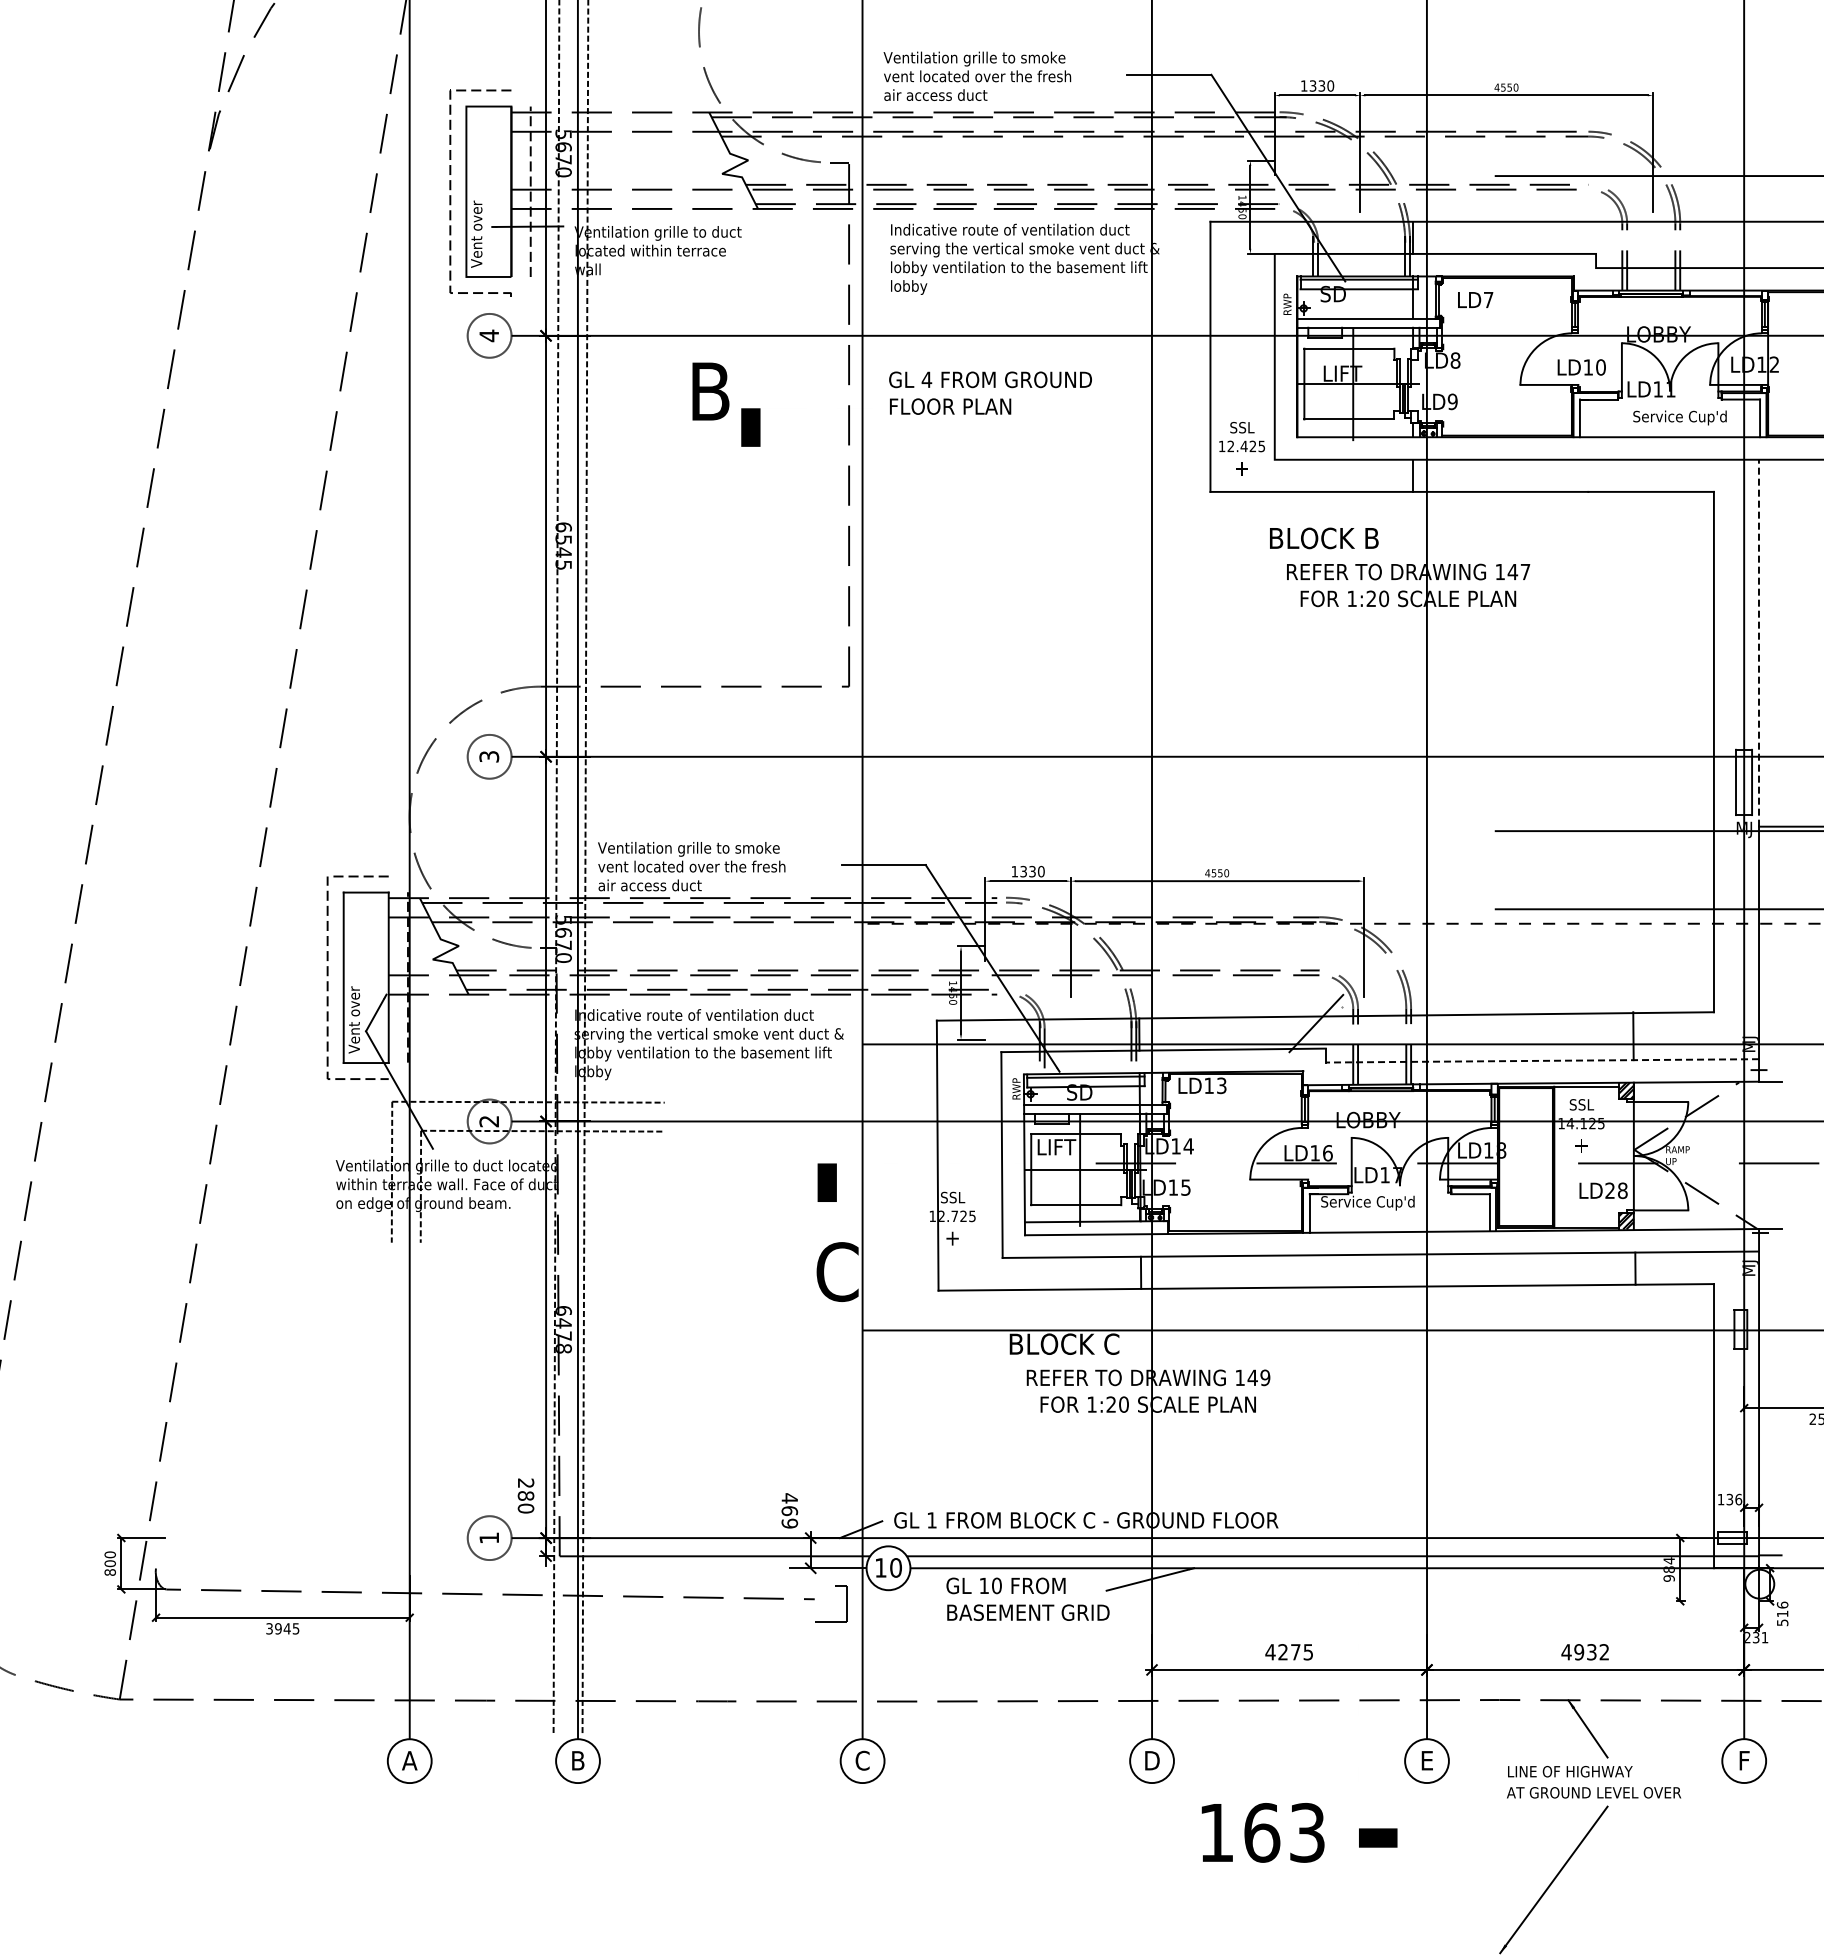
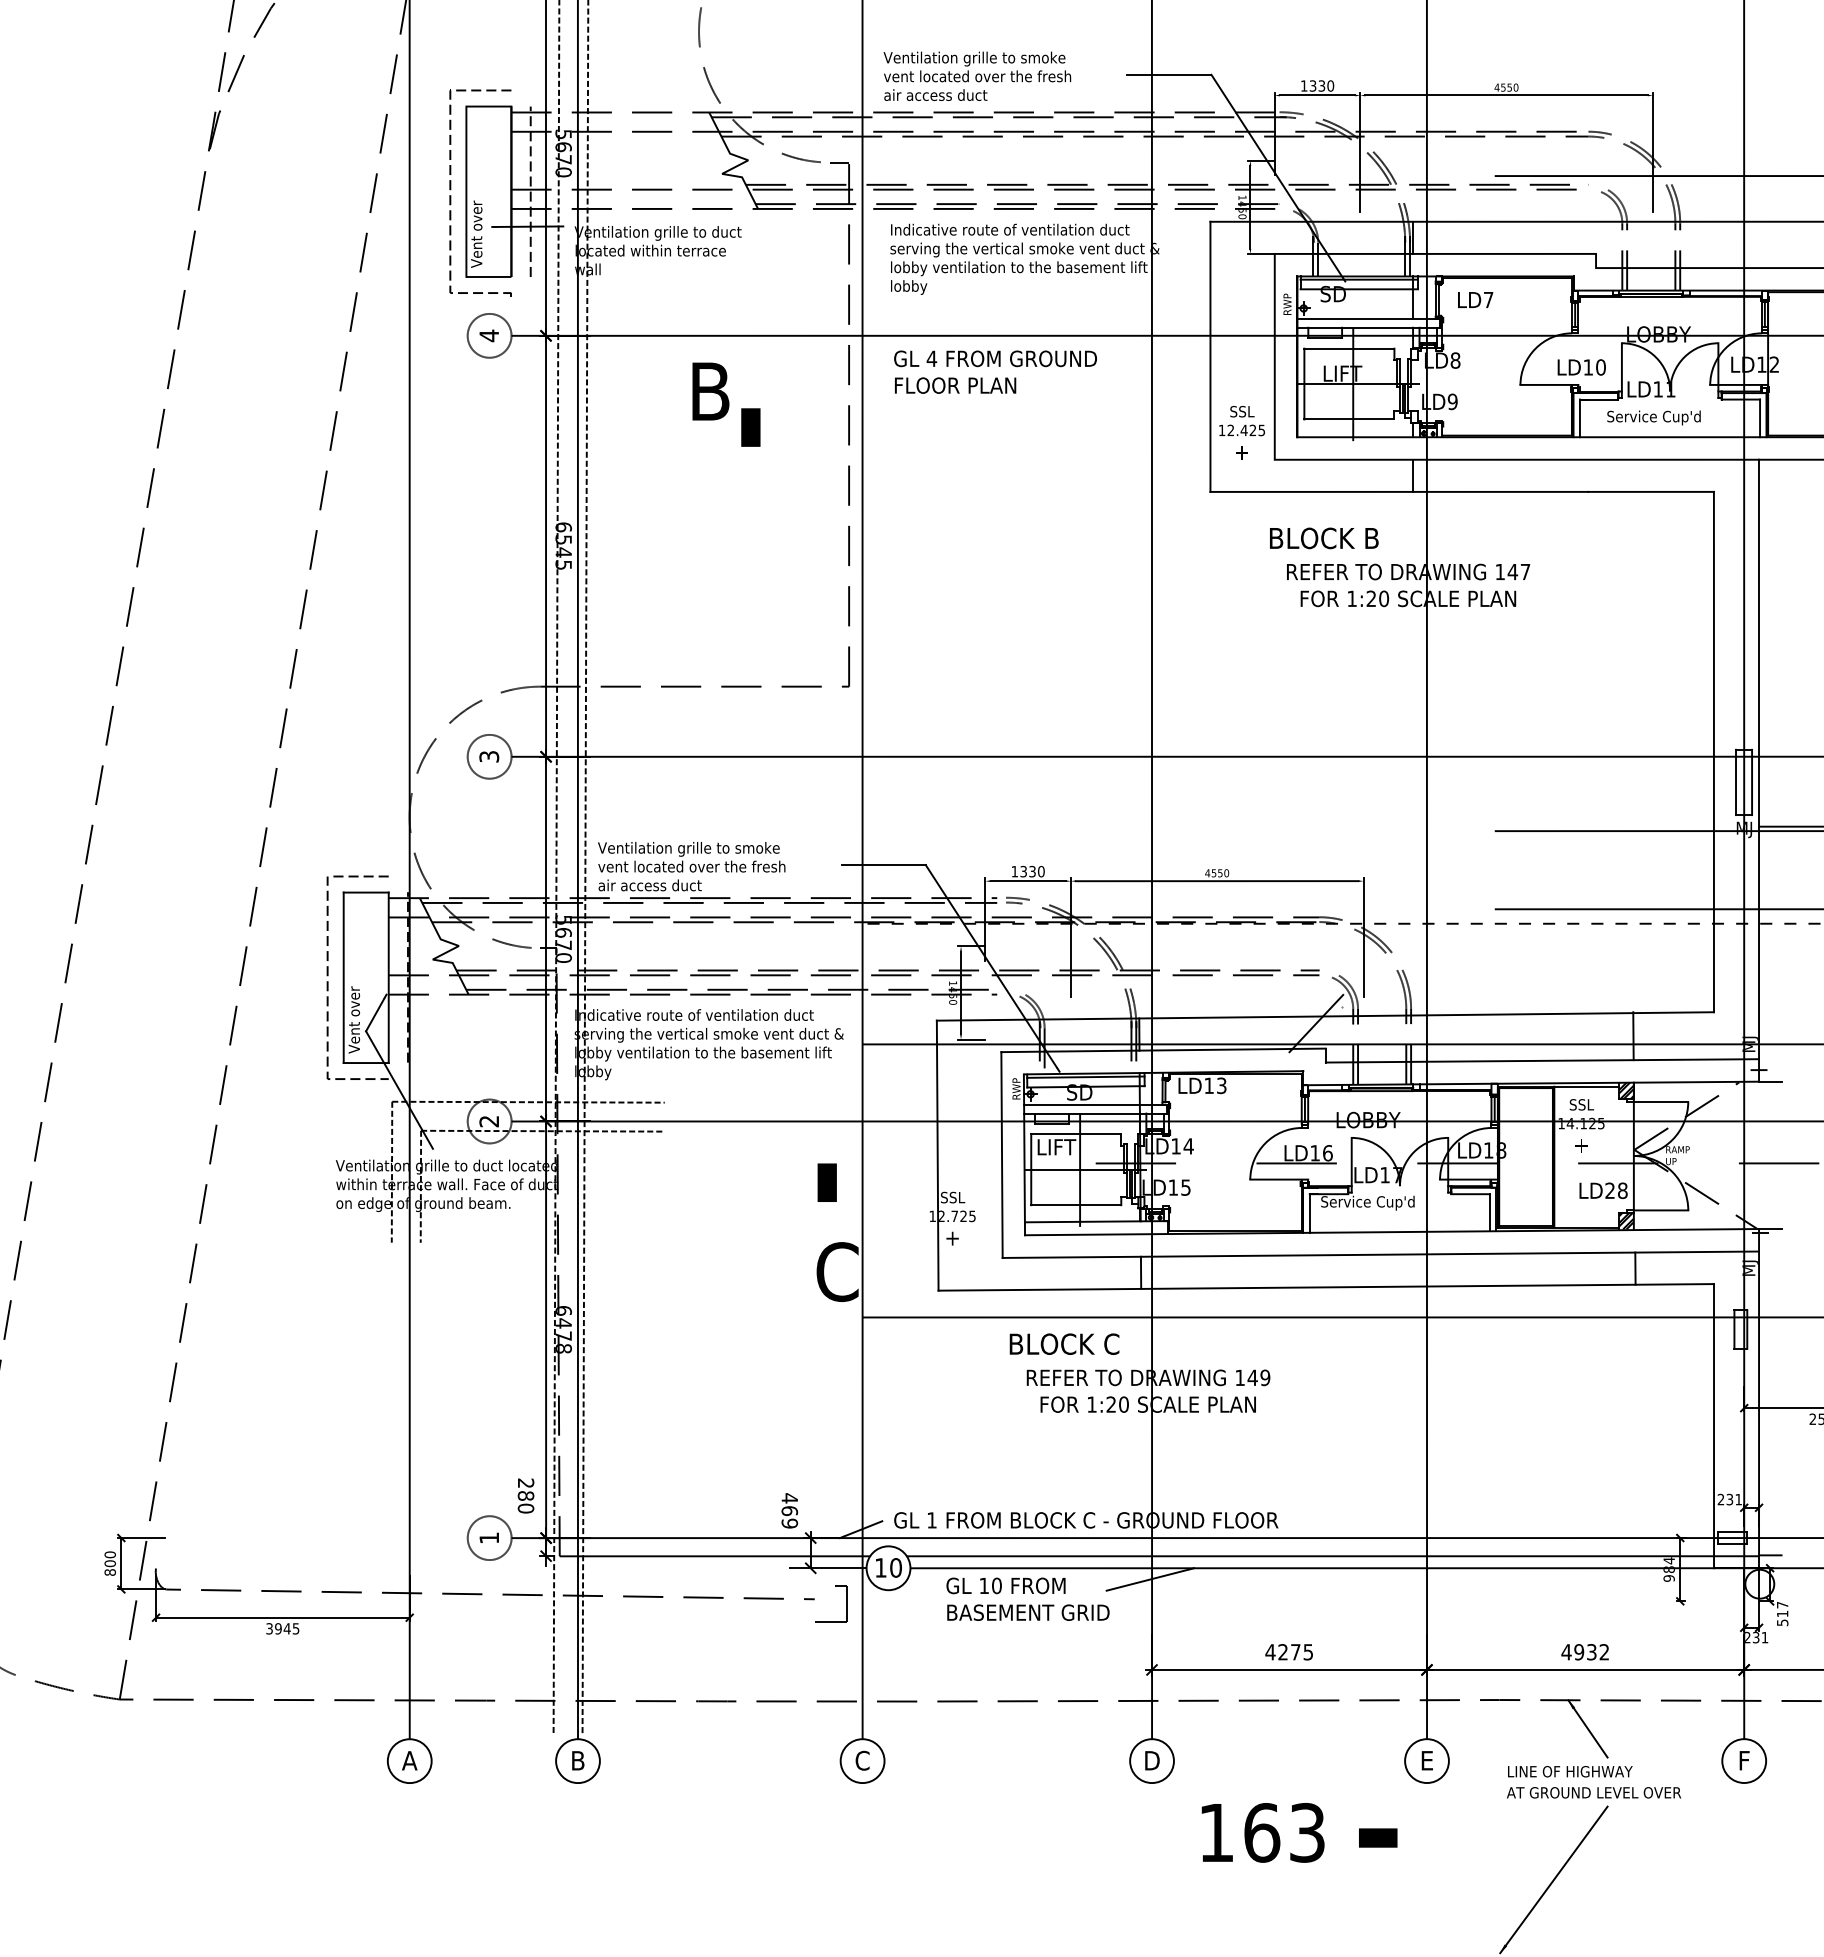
text position: (990, 392) -> (995, 371) (995, 371)
text position: (1679, 417) -> (1653, 417) (1653, 417)
text position: (1241, 448) -> (1241, 432) (1241, 432)
line: dashed -> solid (1758, 642)
line: dashed -> solid (1542, 1060)
line position: (1341, 1330) -> (1341, 1317) (1341, 1317)
text: 136 -> 231 (1729, 1499)
text: 516 -> 517 (1782, 1604)
